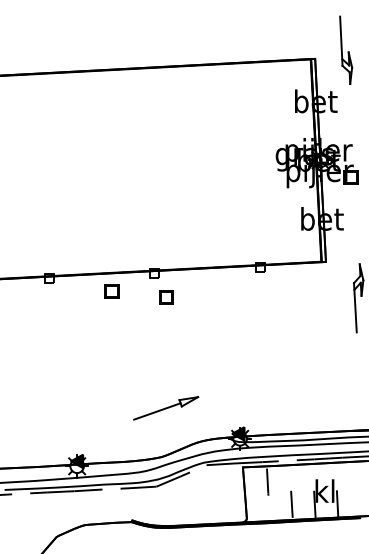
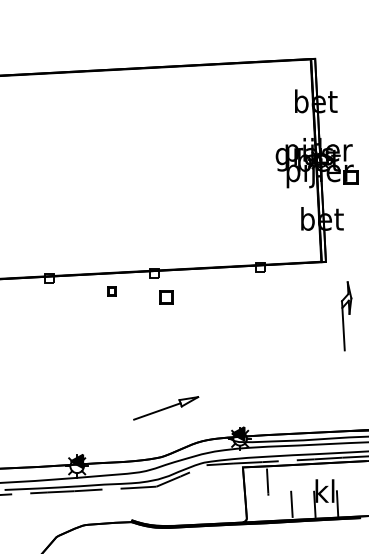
part: present -> none (346, 49)
part size: 16x15 px -> 10x11 px (111, 291)
part position: (358, 298) -> (346, 316) (346, 316)
